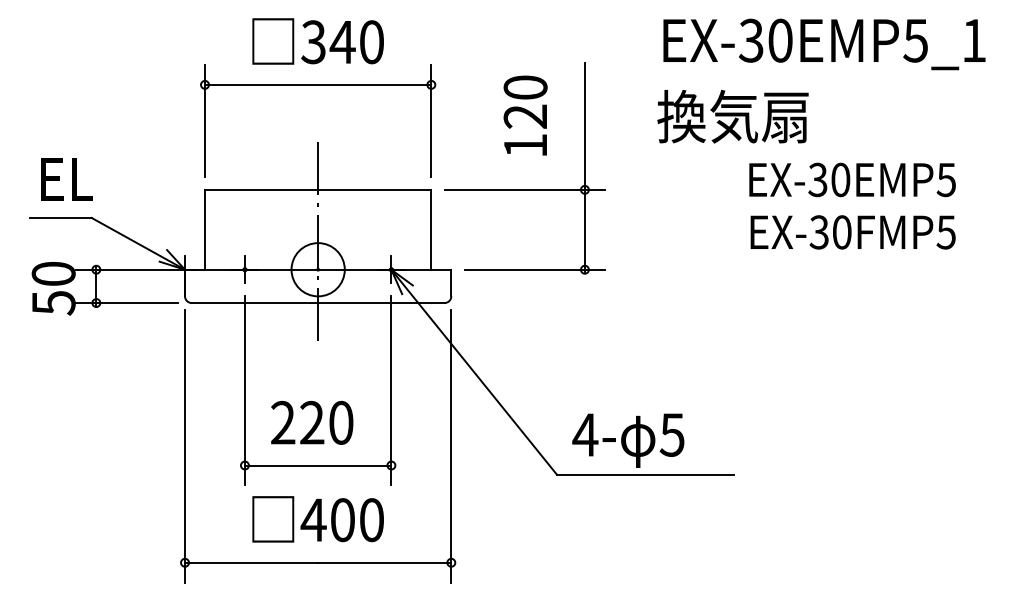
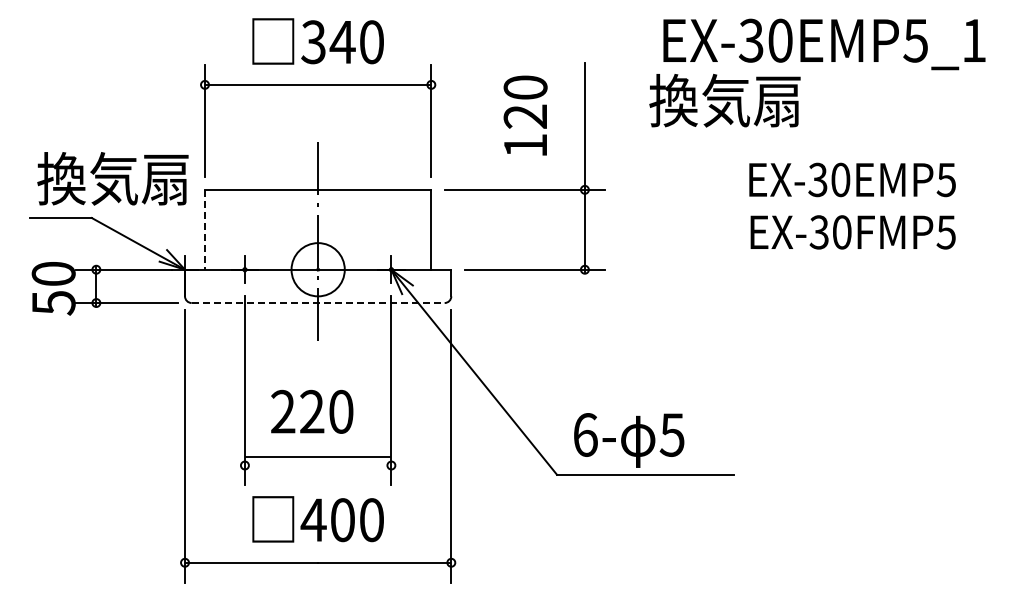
text position: (732, 116) -> (724, 100) (724, 100)
text: EL -> 換気扇 (112, 178)
line: solid -> dashed (205, 229)
line: solid -> dashed (318, 303)
text position: (312, 422) -> (312, 411) (312, 411)
text: 4- -> 6- (585, 434)
line position: (318, 465) -> (318, 456) (318, 456)
